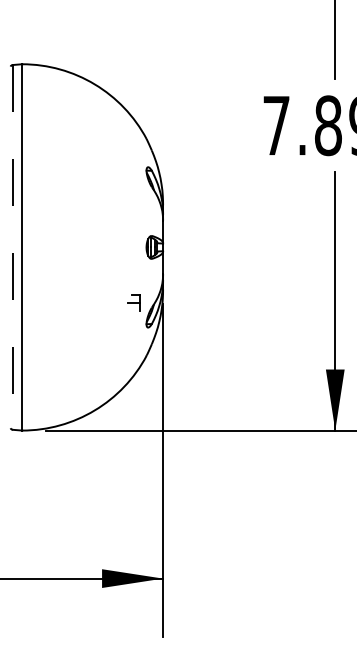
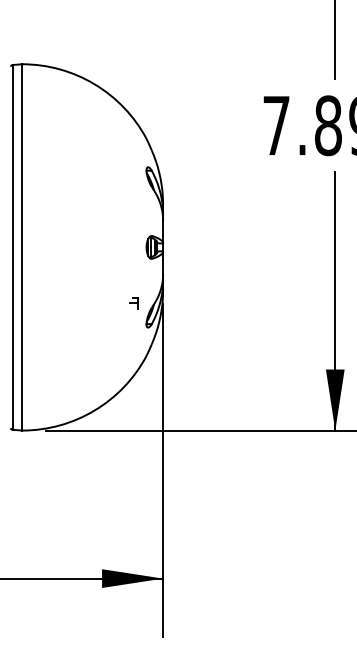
line: dashed -> solid (12, 247)
part size: 14x18 px -> 10x13 px (133, 303)
